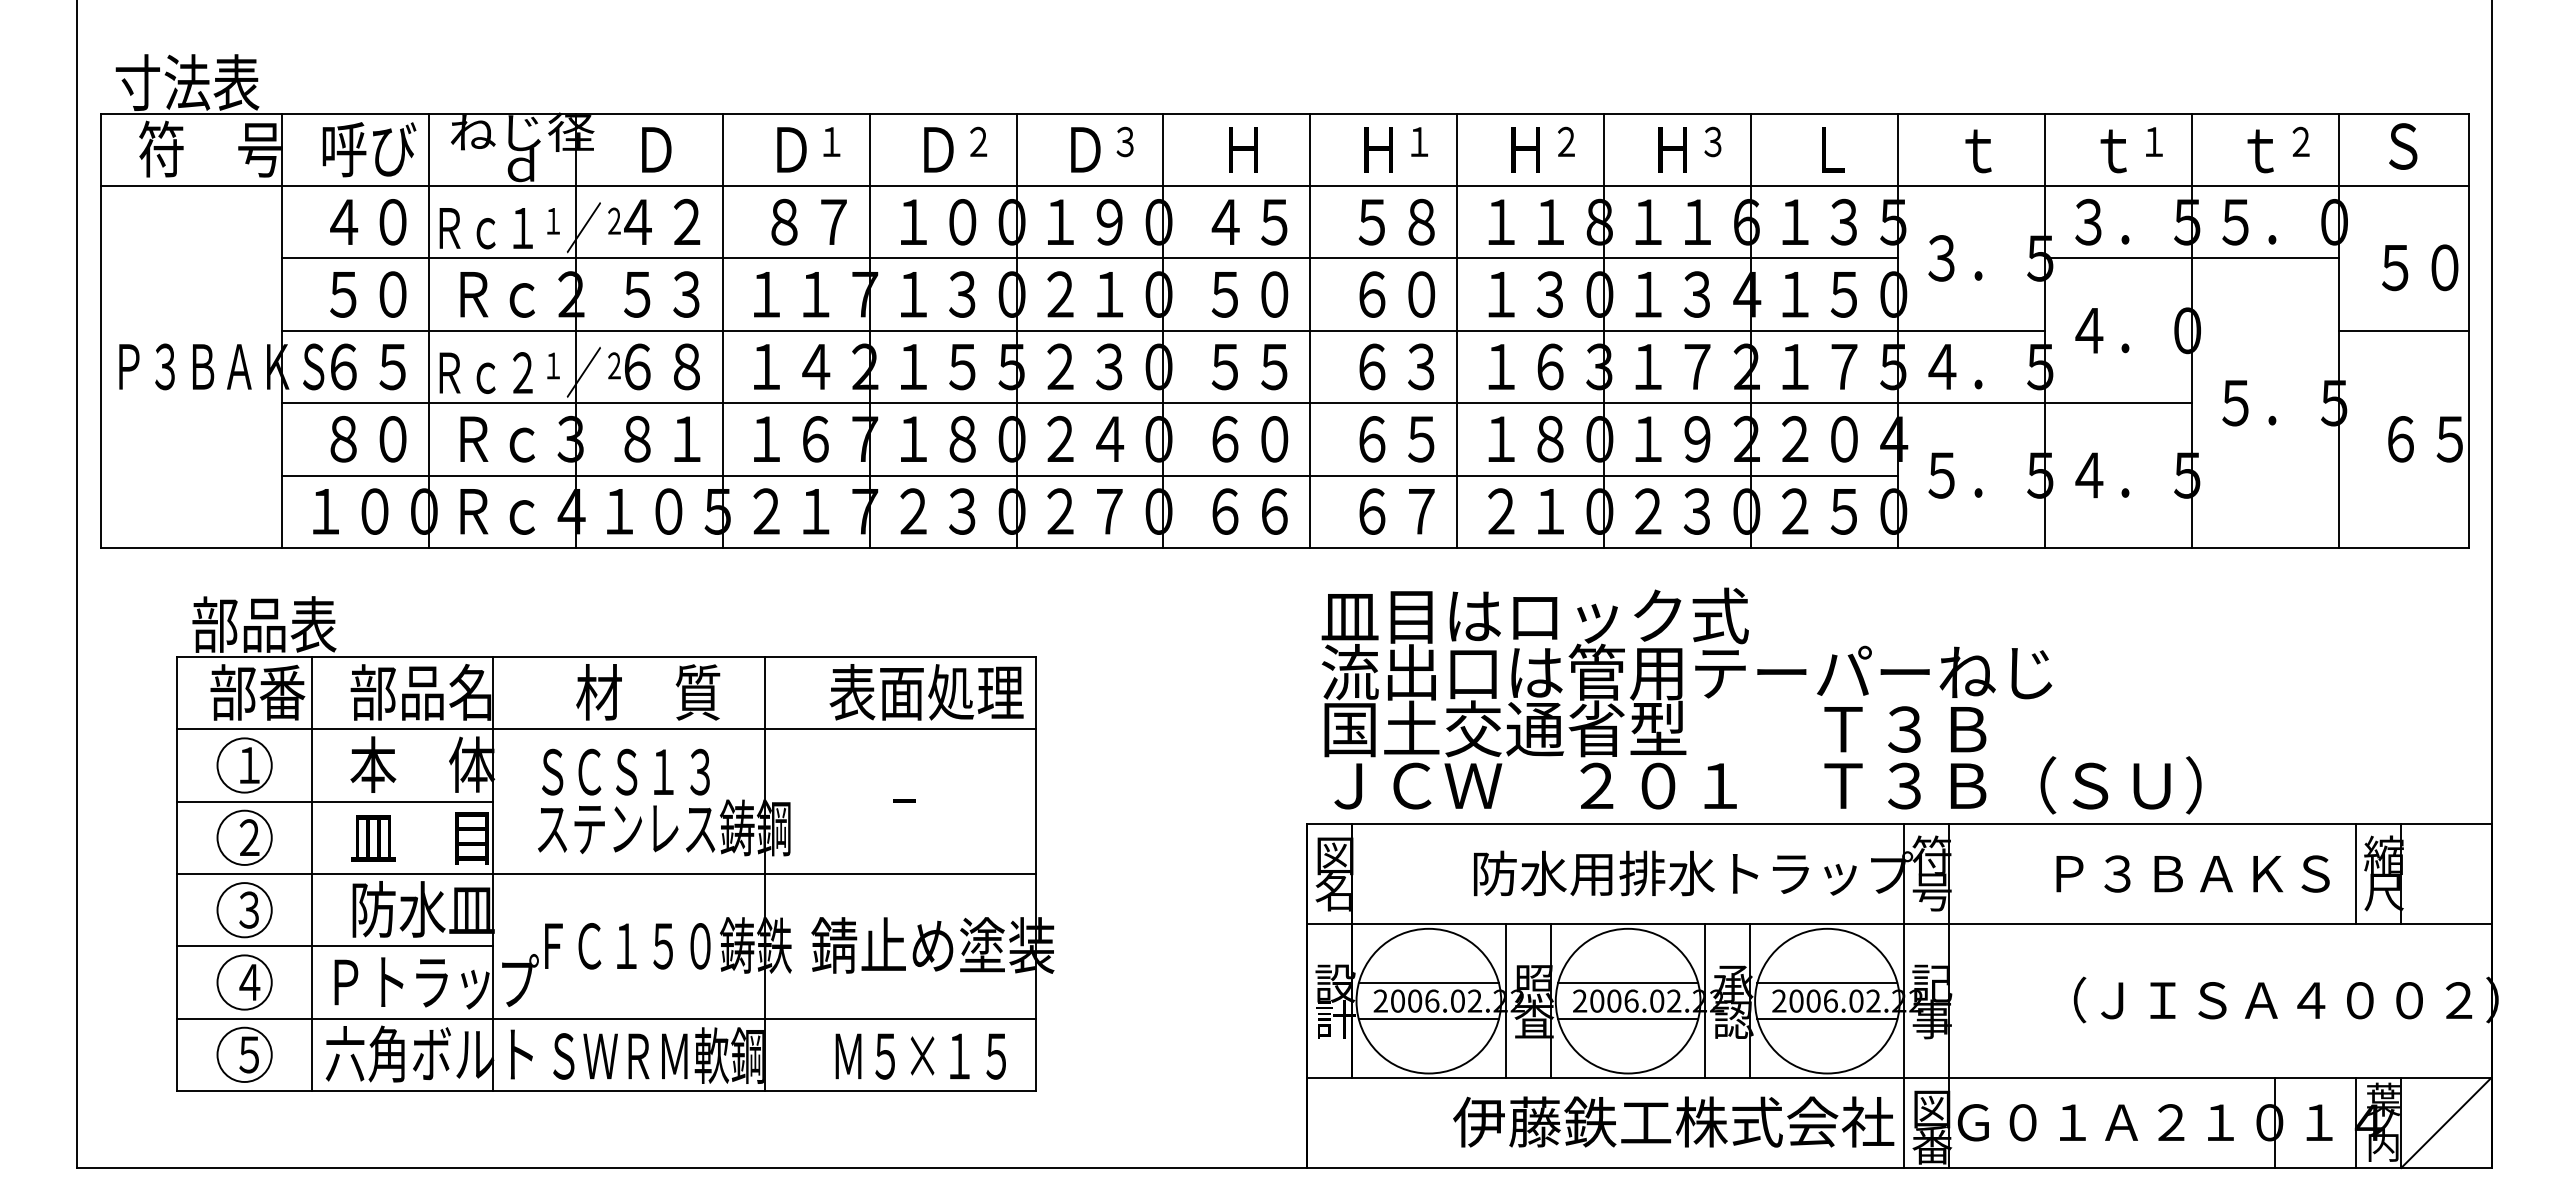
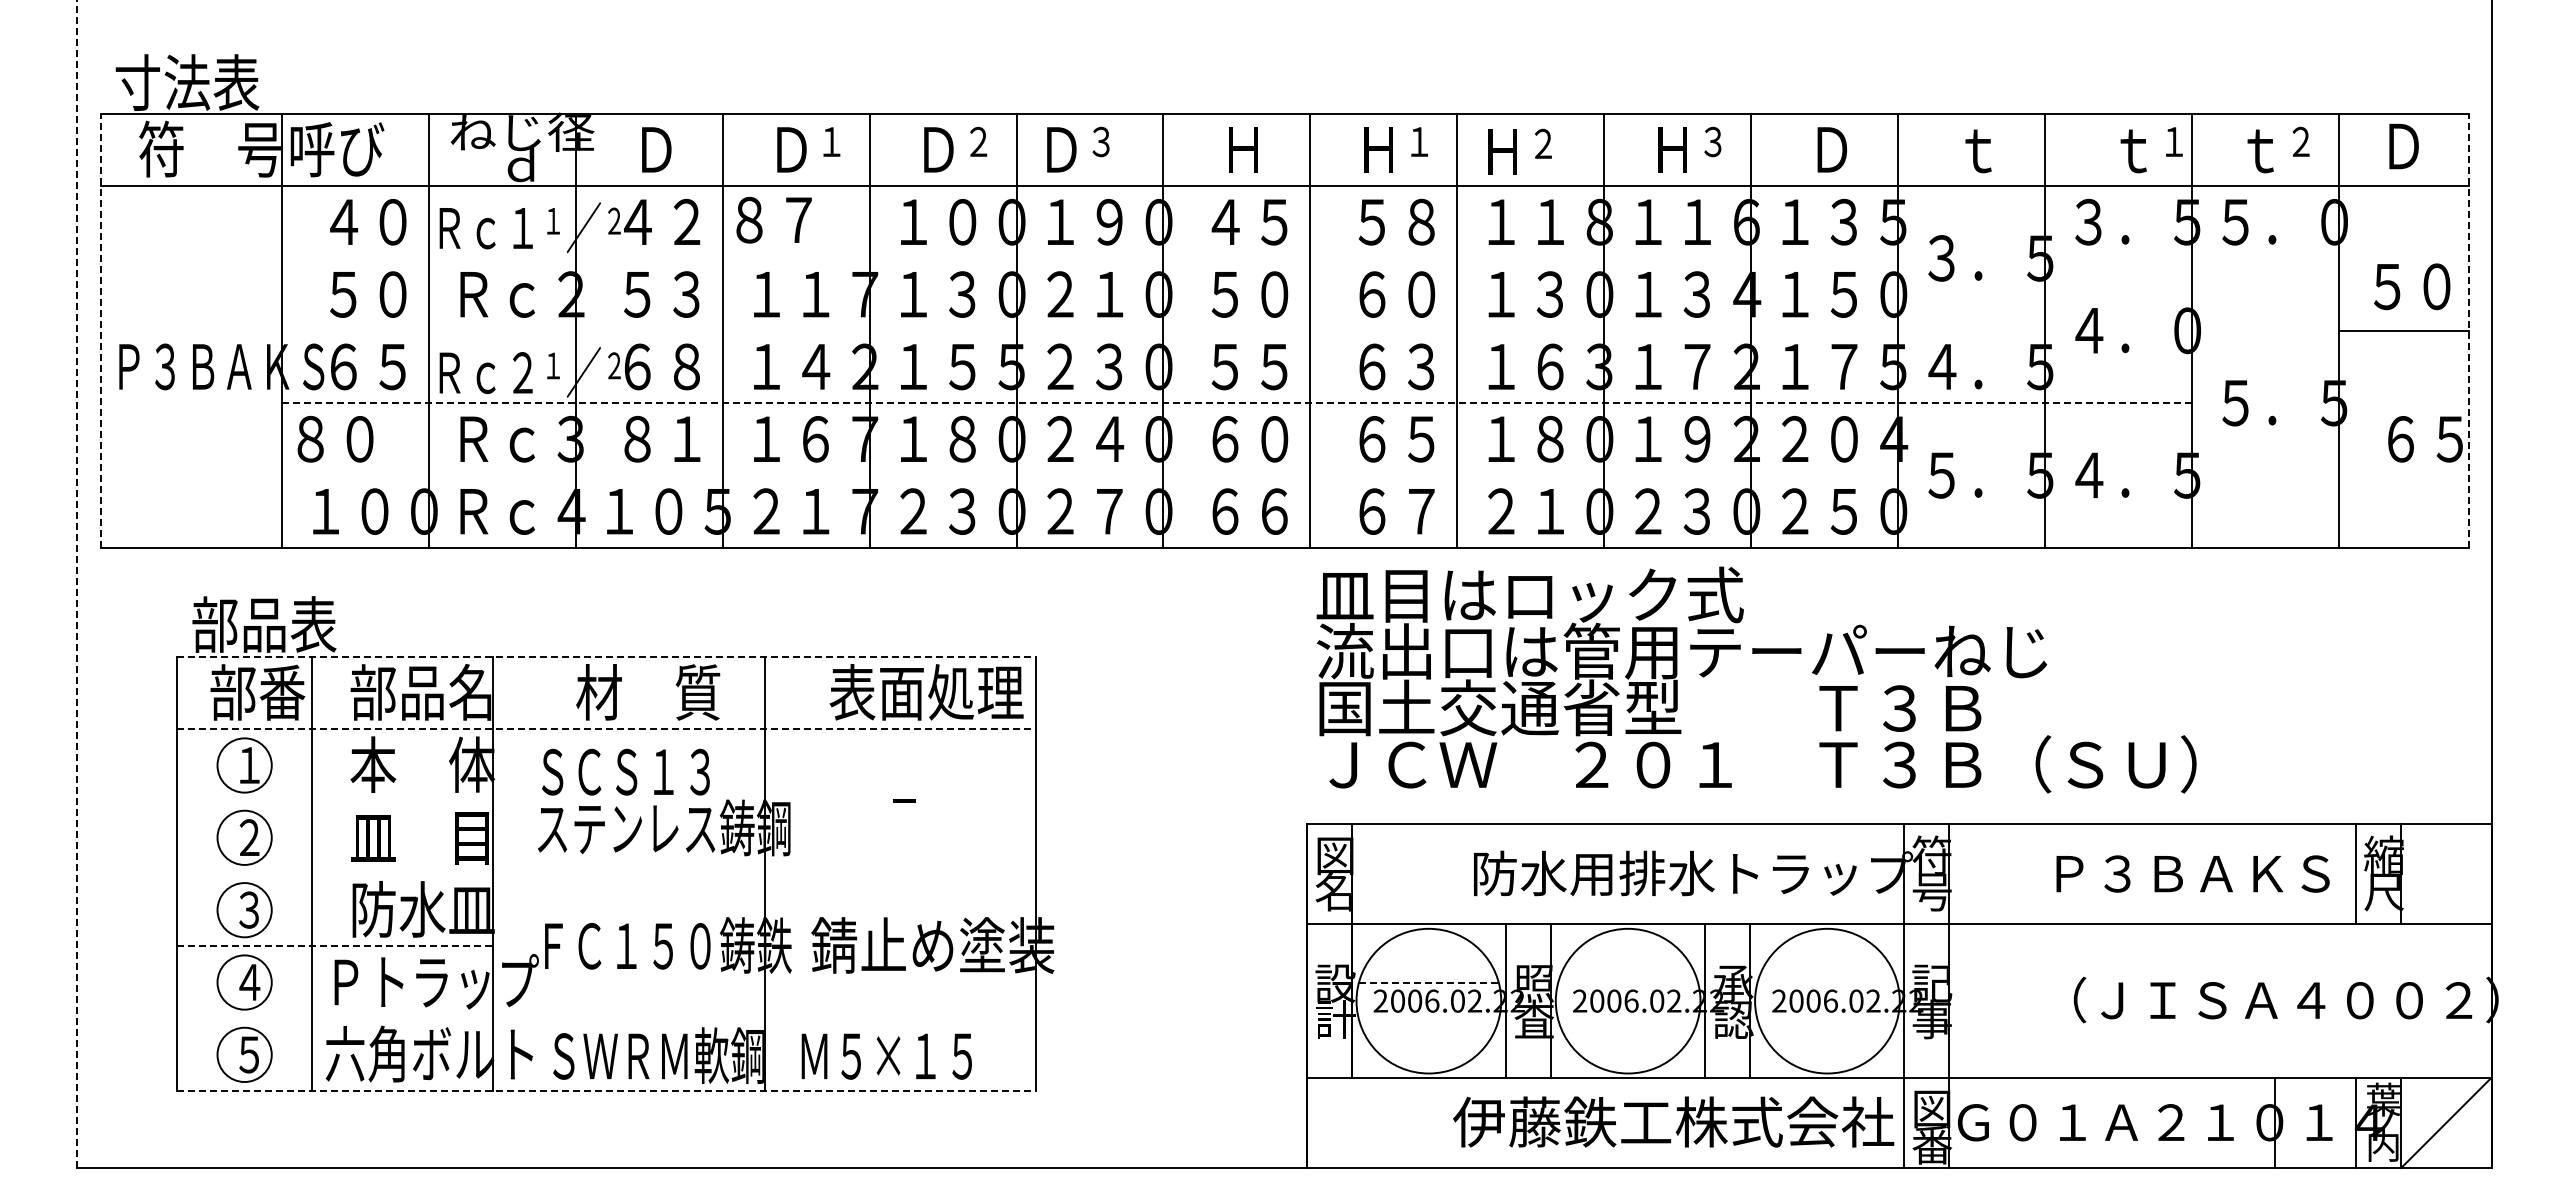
text: Ｓ -> Ｄ (2403, 146)
text position: (369, 149) -> (337, 149) (337, 149)
text position: (1102, 149) -> (1078, 149) (1078, 149)
text position: (1542, 149) -> (1519, 151) (1519, 151)
text: Ｌ -> Ｄ (1832, 149)
text position: (2131, 150) -> (2151, 150) (2151, 150)
text position: (808, 221) -> (773, 219) (773, 219)
line: present -> none (1089, 258)
line: present -> none (2192, 258)
text position: (2420, 267) -> (2412, 286) (2412, 286)
line: solid -> dashed (100, 330)
line: present -> none (1163, 330)
line: solid -> dashed (2469, 330)
line: solid -> dashed (1237, 403)
text position: (368, 439) -> (335, 439) (335, 439)
line: present -> none (1089, 475)
line: solid -> dashed (77, 584)
line: solid -> dashed (606, 656)
text position: (1761, 700) -> (1756, 679) (1756, 679)
line: solid -> dashed (606, 729)
line: present -> none (334, 801)
line: present -> none (605, 874)
line: solid -> dashed (335, 946)
line: solid -> dashed (1429, 983)
line: present -> none (1628, 983)
line: present -> none (1827, 983)
line: present -> none (605, 1018)
line: present -> none (1428, 1019)
line: present -> none (1628, 1019)
line: present -> none (1827, 1019)
text position: (920, 1056) -> (886, 1056) (886, 1056)
line: solid -> dashed (606, 1091)
